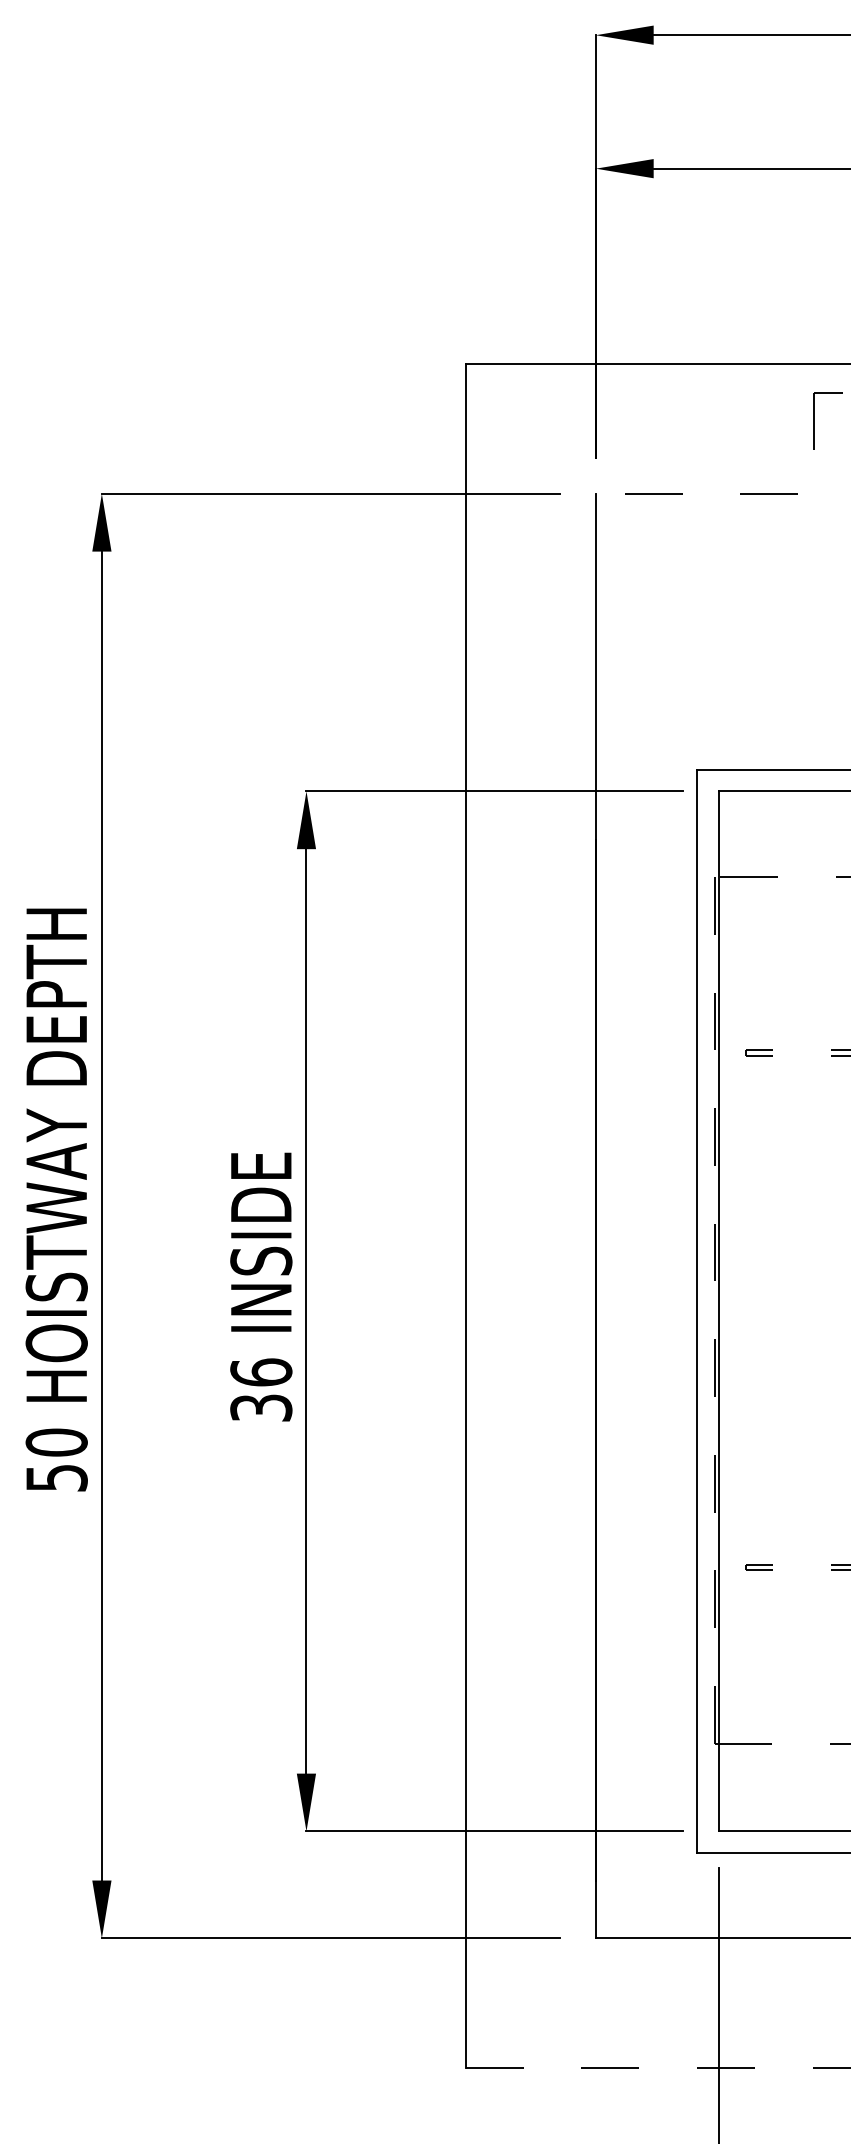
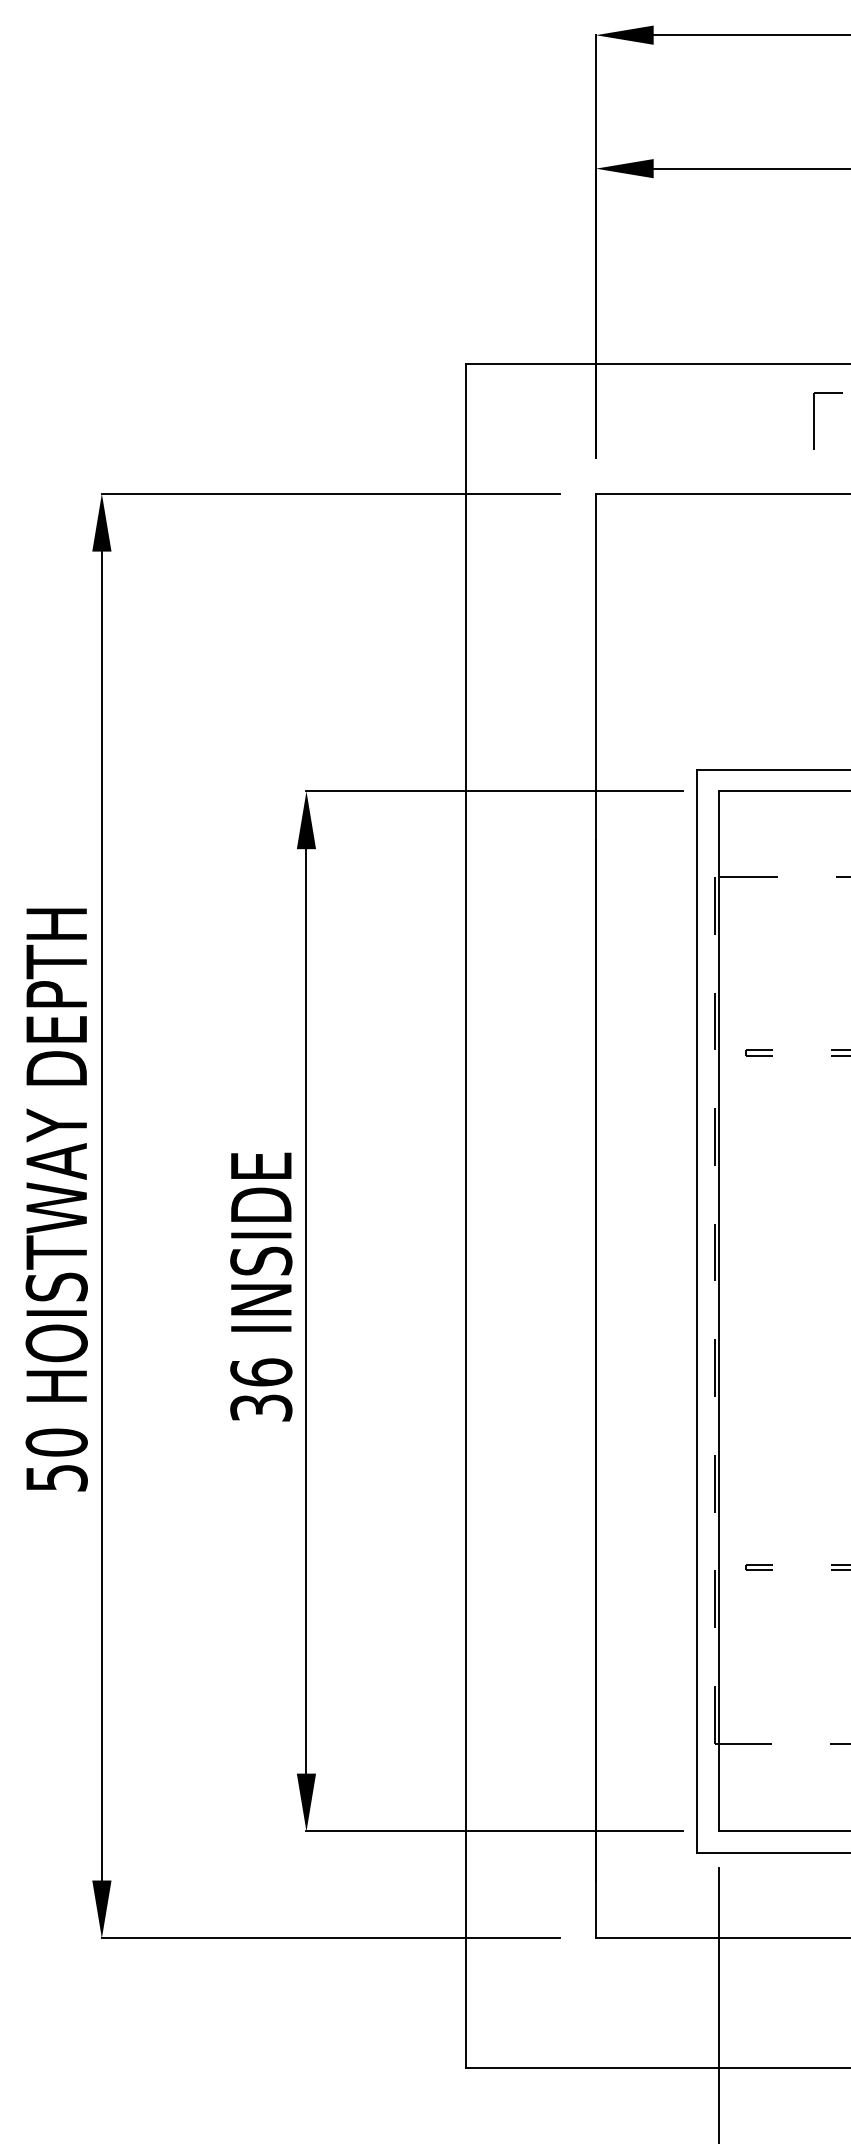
line: dashed -> solid (722, 493)
line: dashed -> solid (658, 2068)
